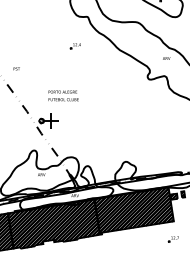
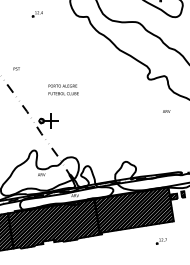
part position: (74, 46) -> (36, 14) (36, 14)
text position: (166, 58) -> (166, 111) (166, 111)
text position: (63, 95) -> (63, 89) (63, 89)
part position: (172, 239) -> (160, 241) (160, 241)
